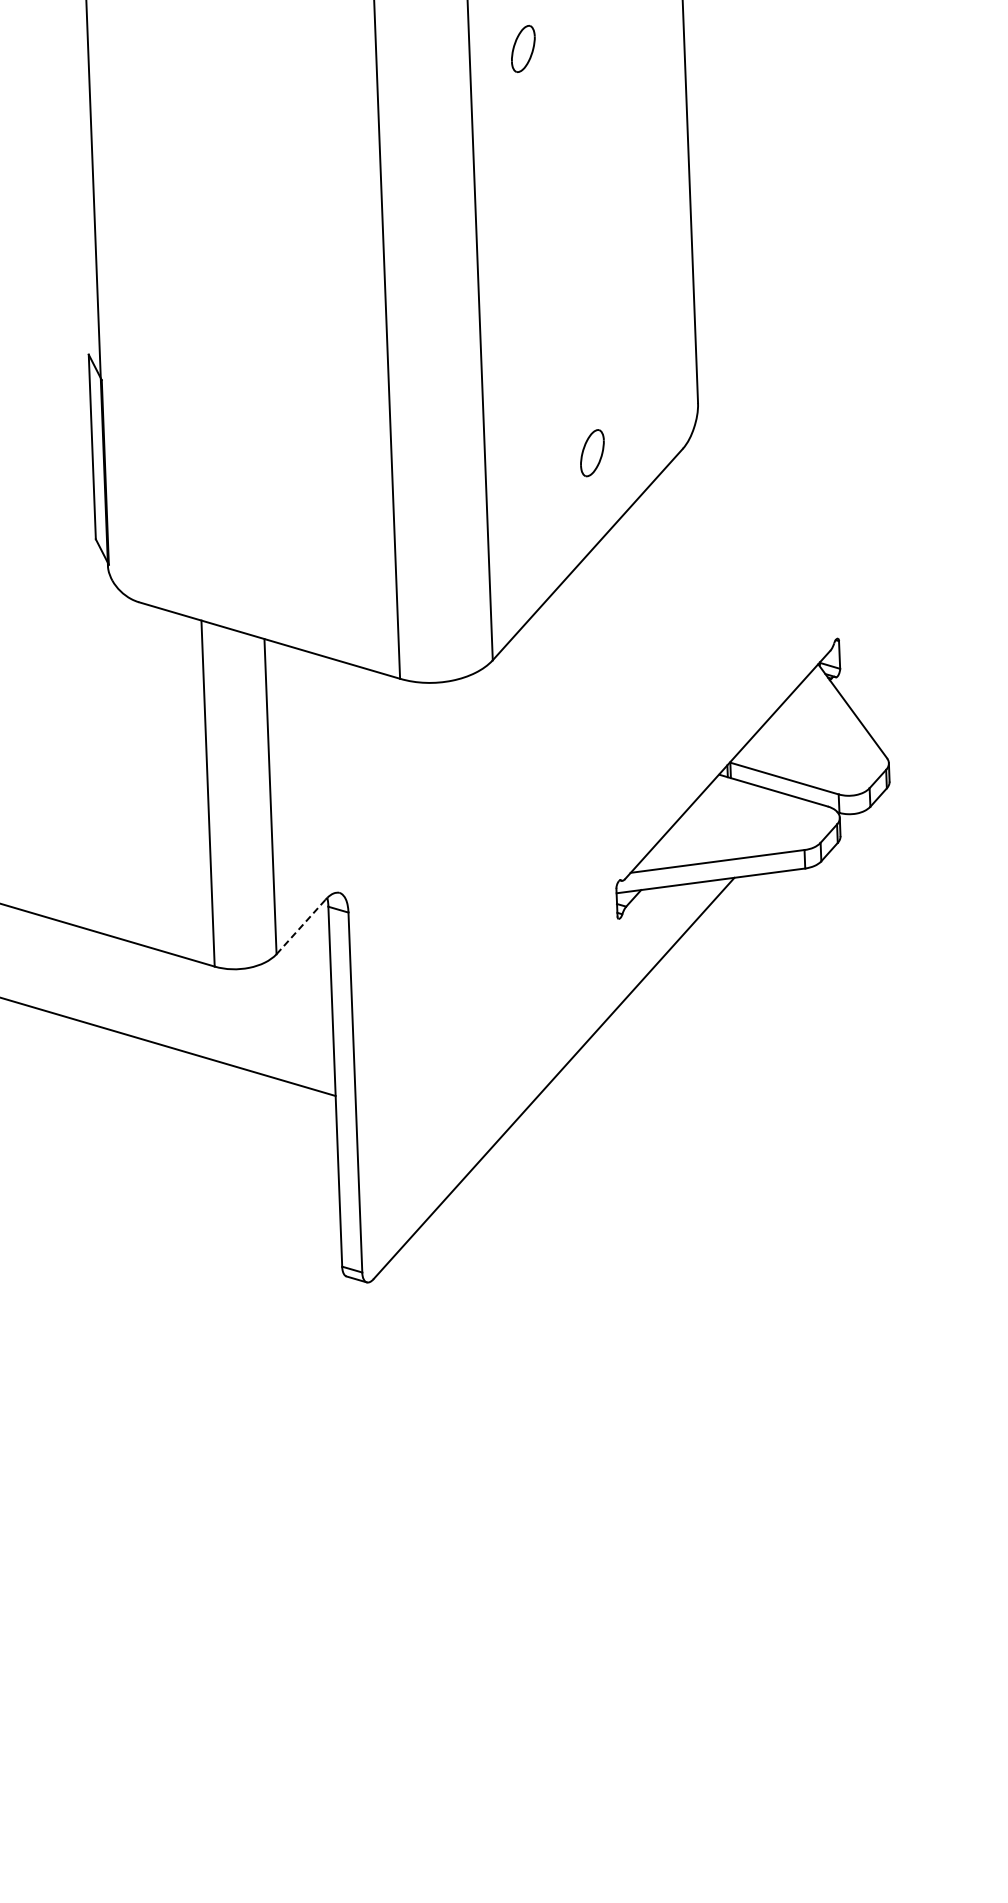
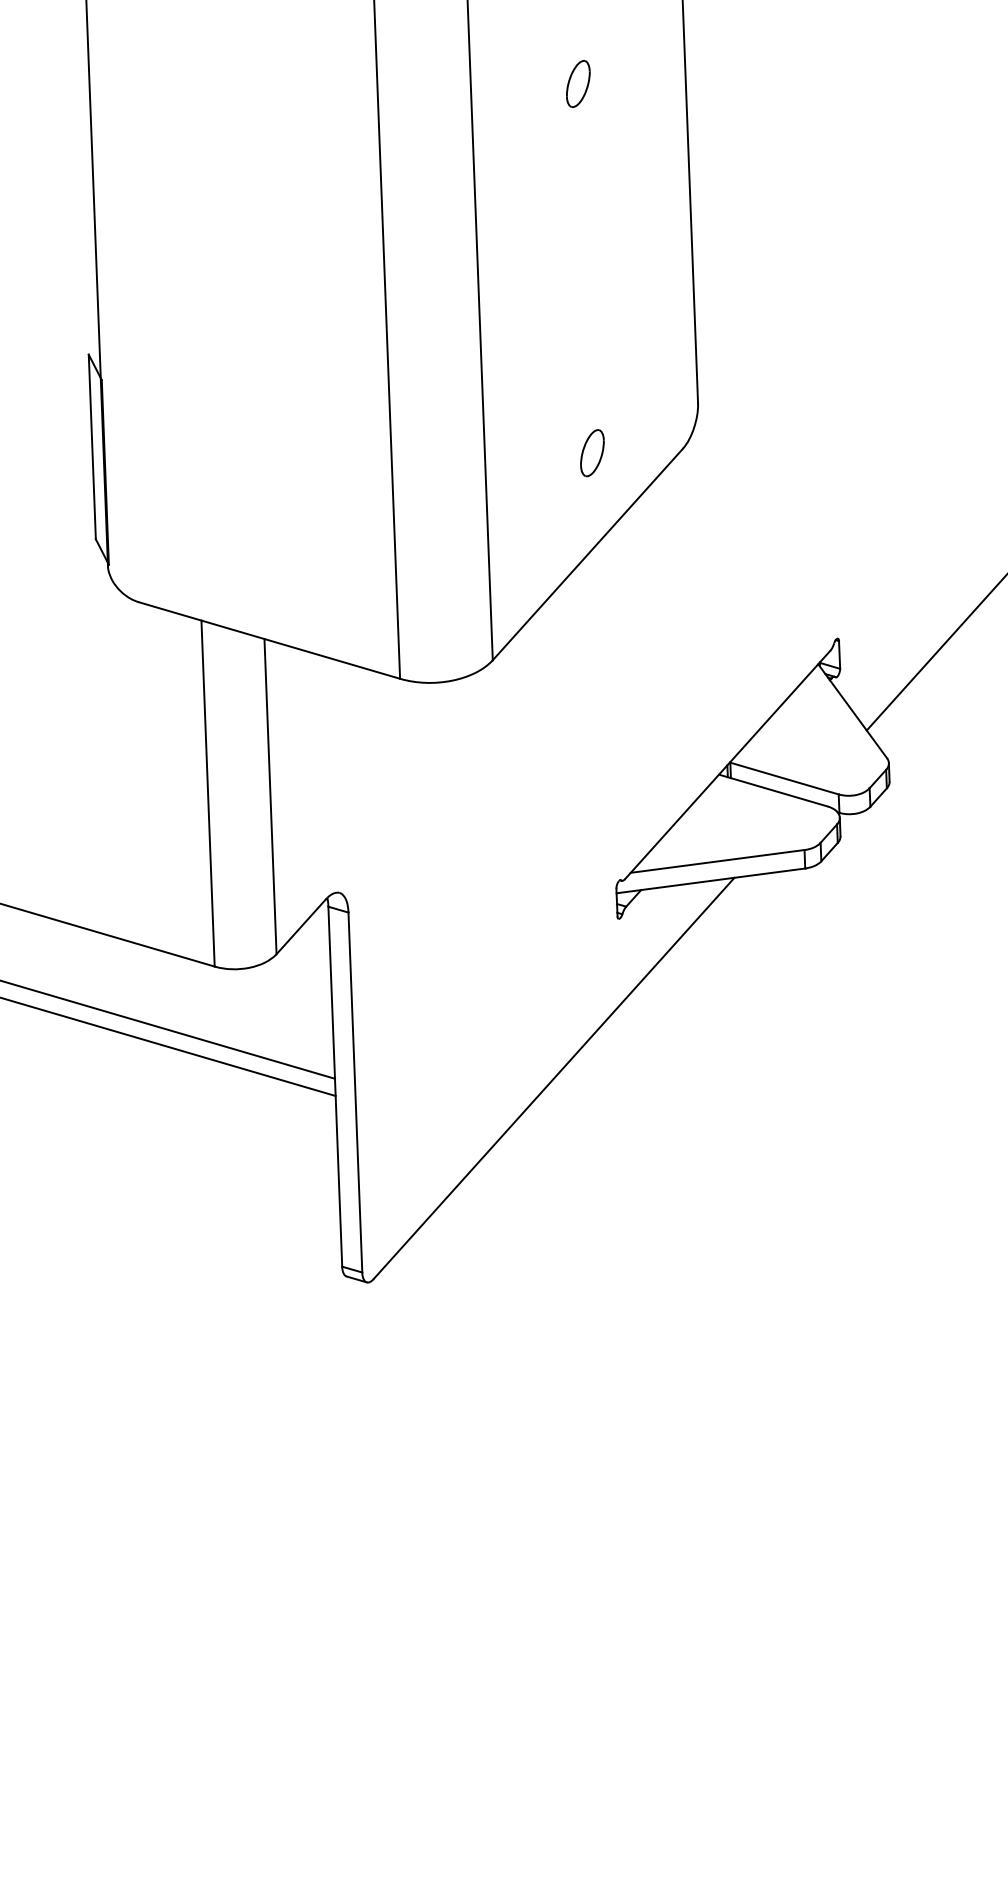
part position: (523, 48) -> (578, 83) (578, 83)
line: none -> present (935, 653)
line: dashed -> solid (301, 927)
line: none -> present (168, 1029)
